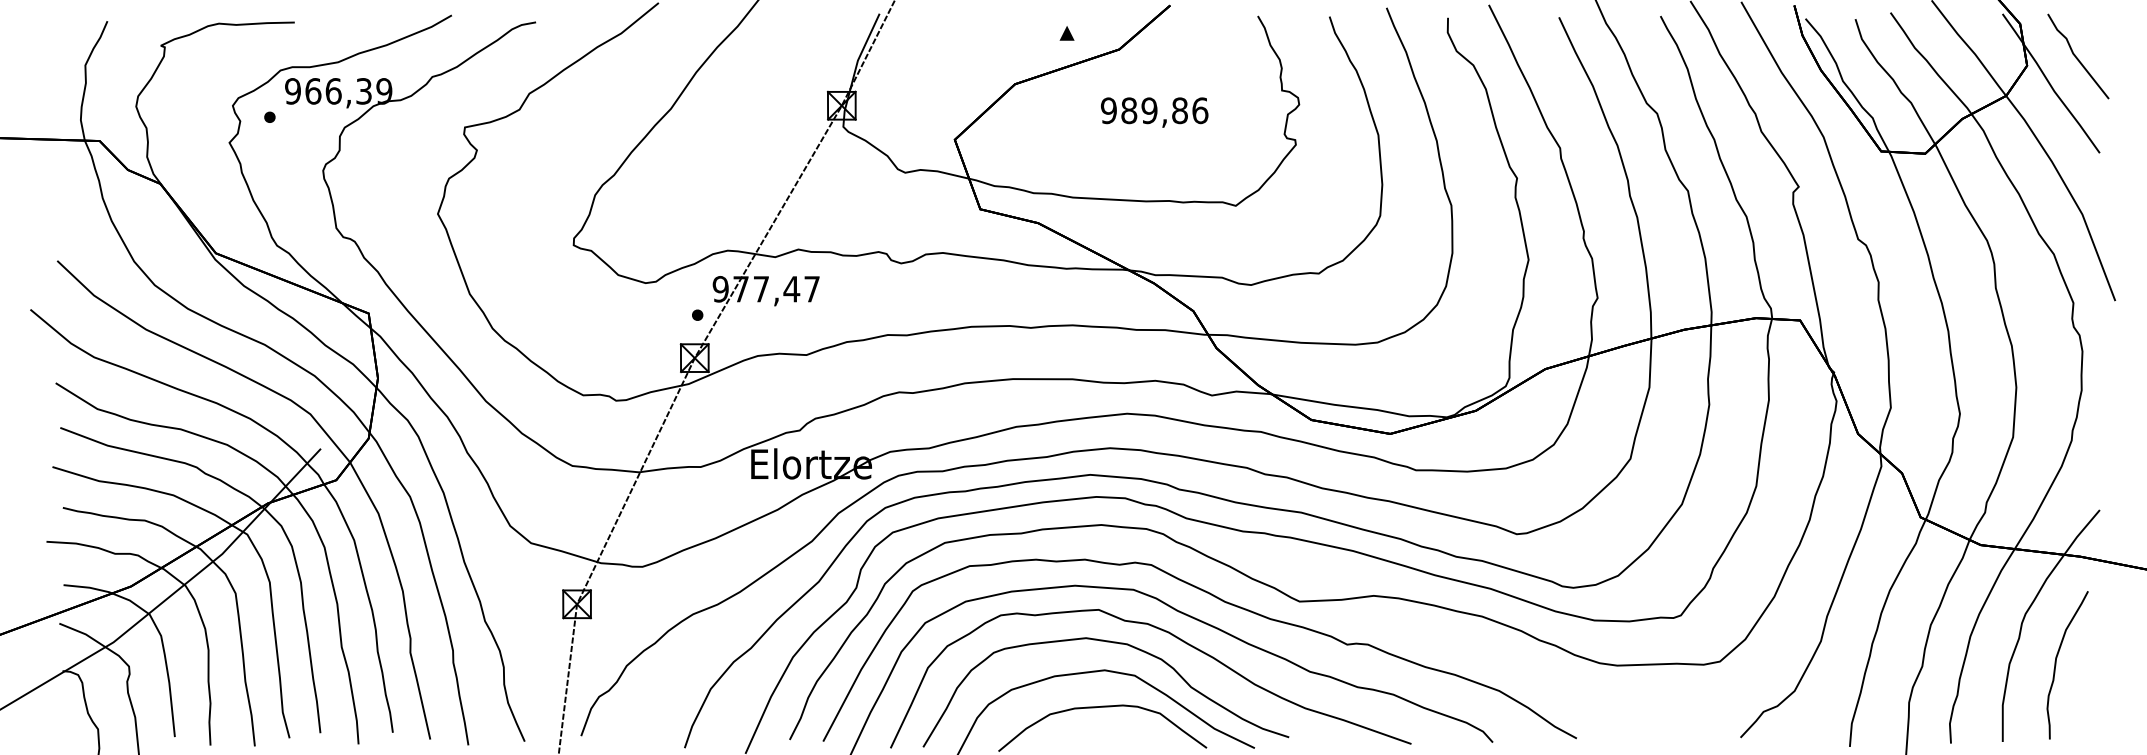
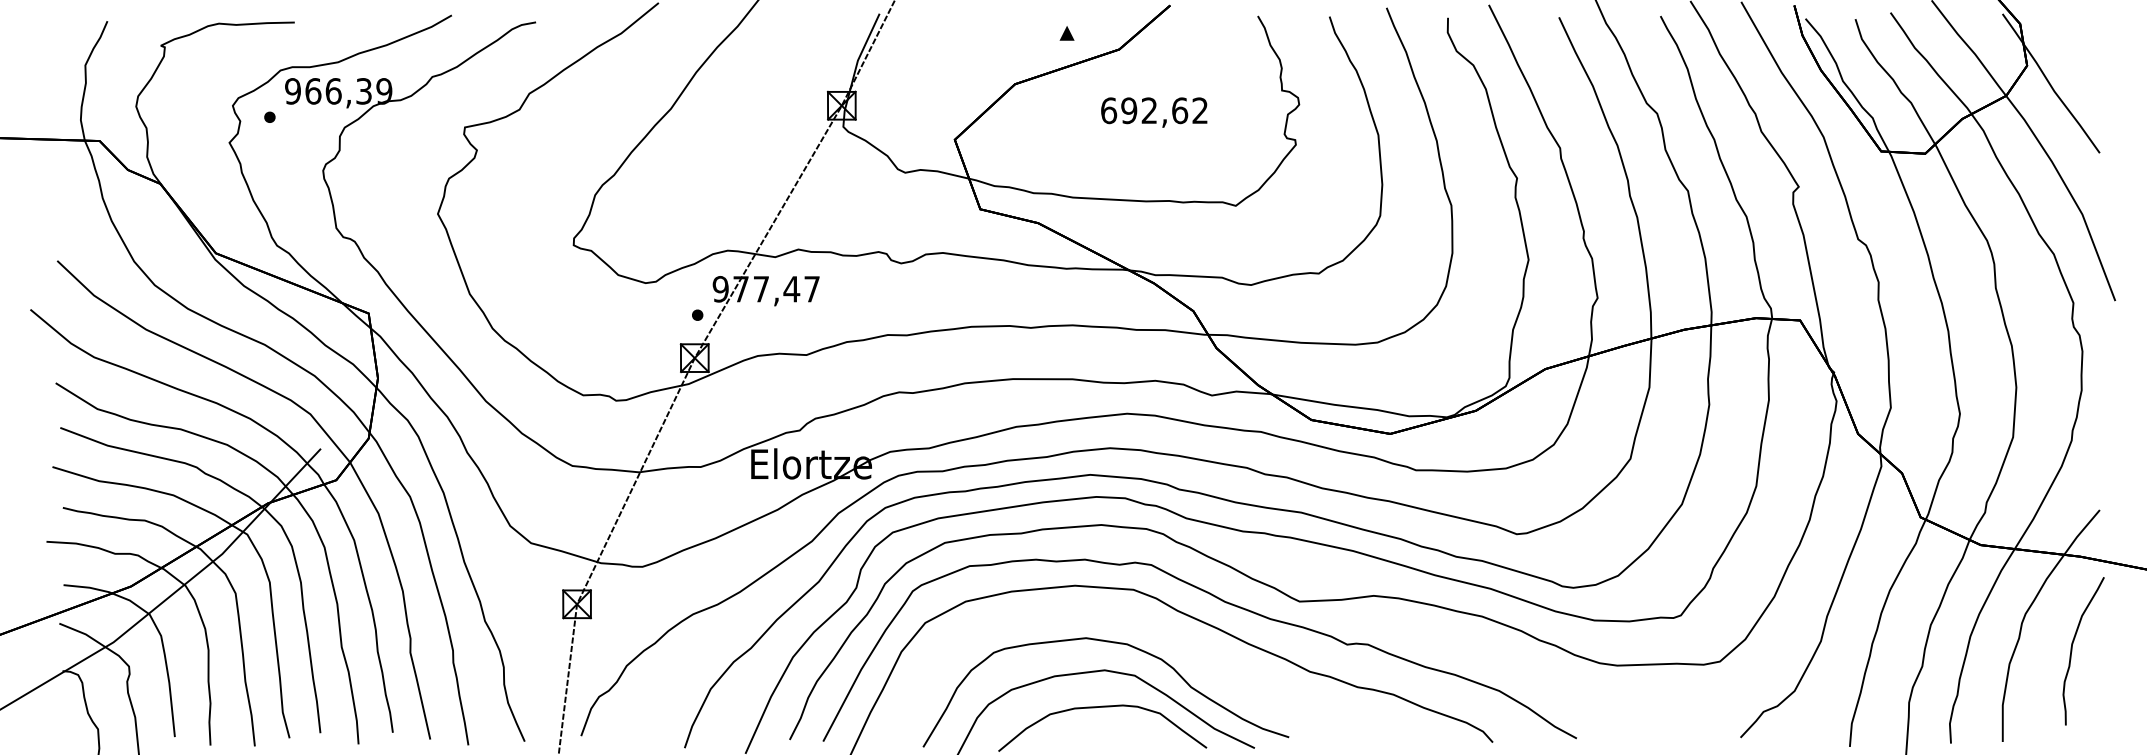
line: present -> none (2077, 57)
text: 989,86 -> 692,62 (1154, 110)
curve: present -> none (1176, 638)
curve position: (2056, 665) -> (2072, 651) (2072, 651)
